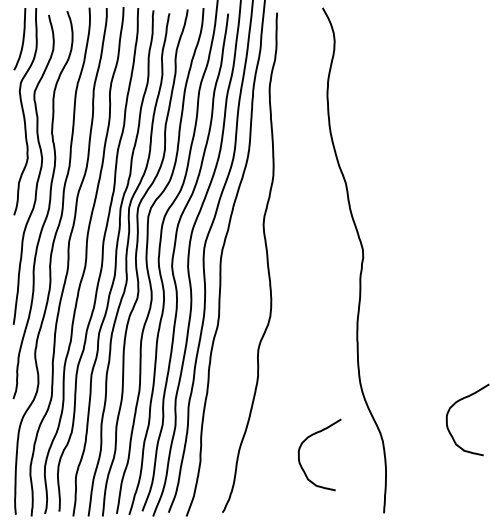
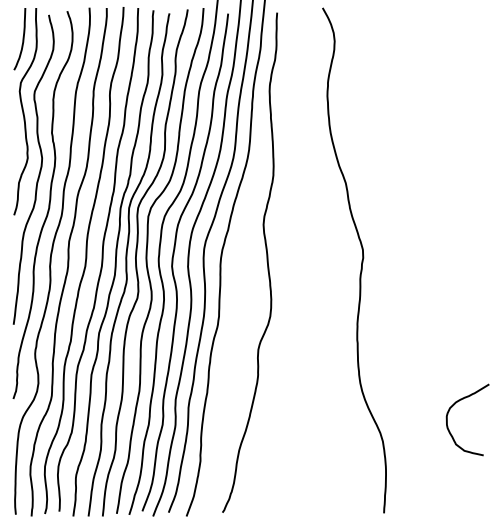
curve: present -> none (306, 440)
